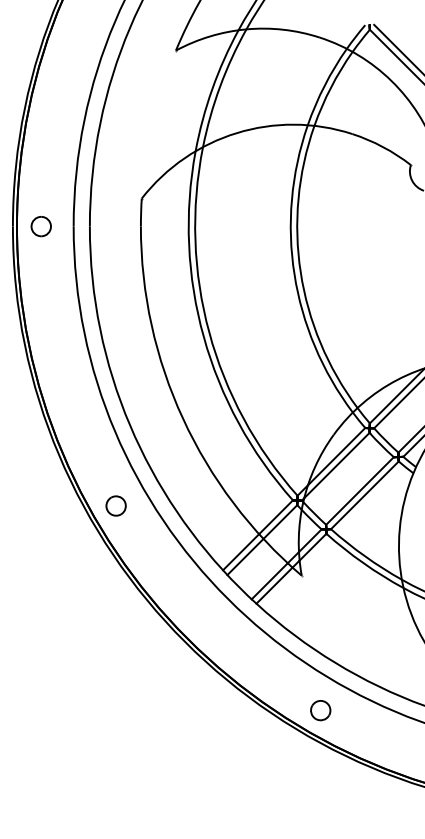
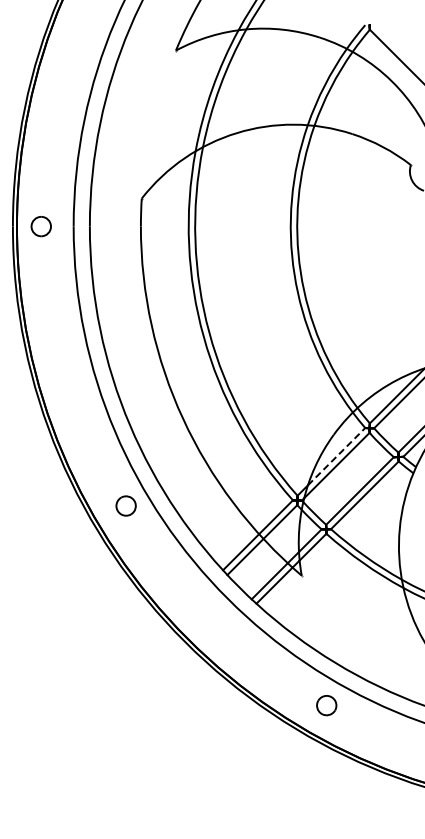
line: present -> none (397, 48)
line: solid -> dashed (336, 456)
part position: (115, 505) -> (125, 505) (125, 505)
part position: (320, 710) -> (326, 705) (326, 705)
